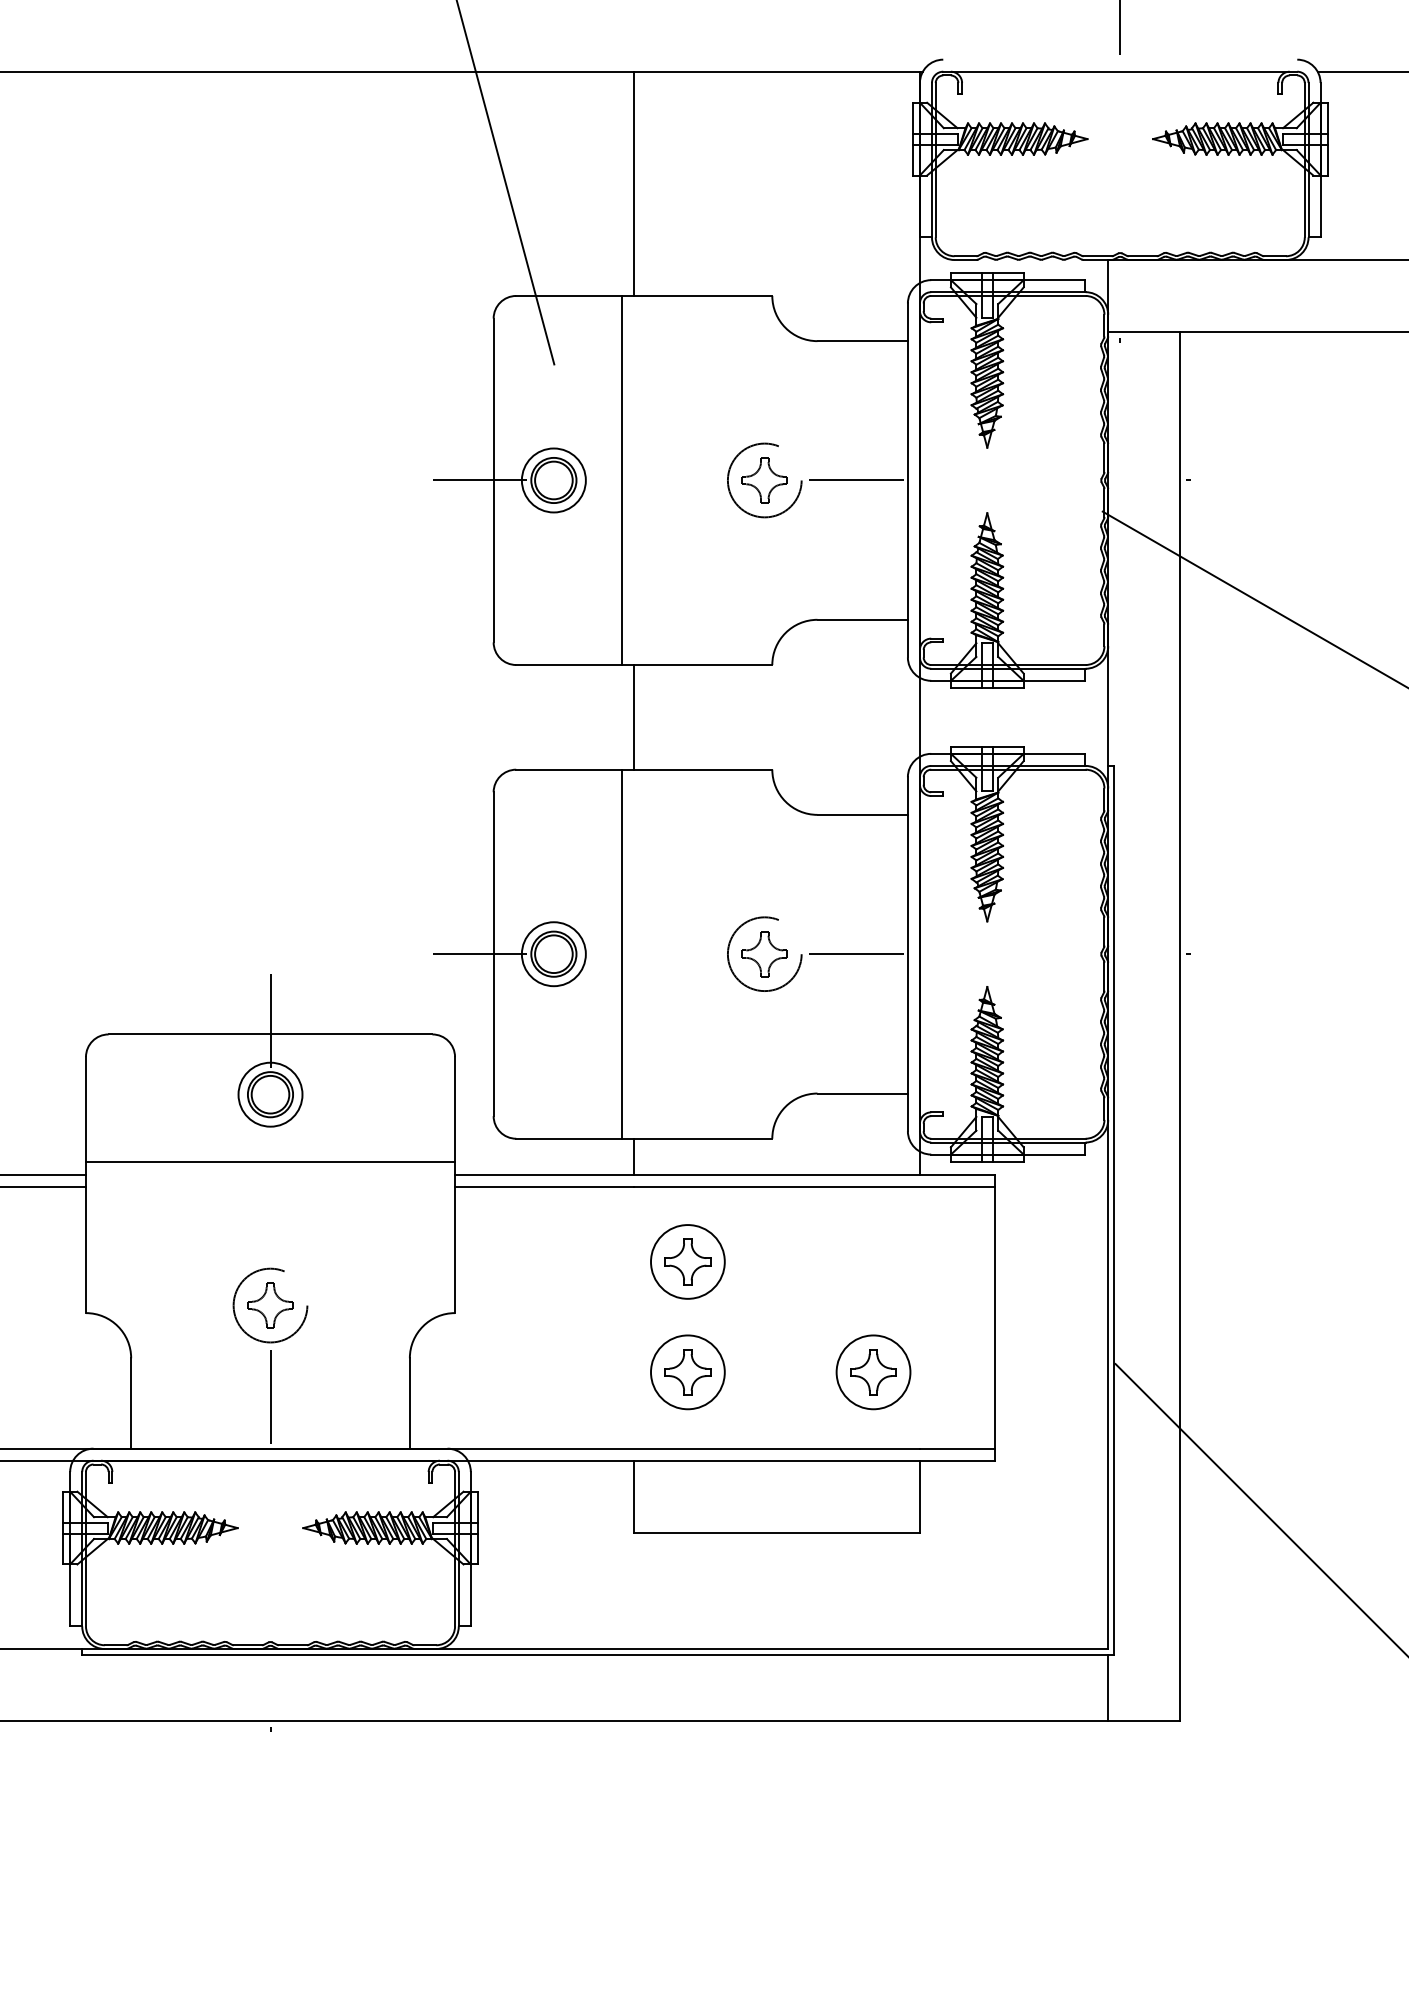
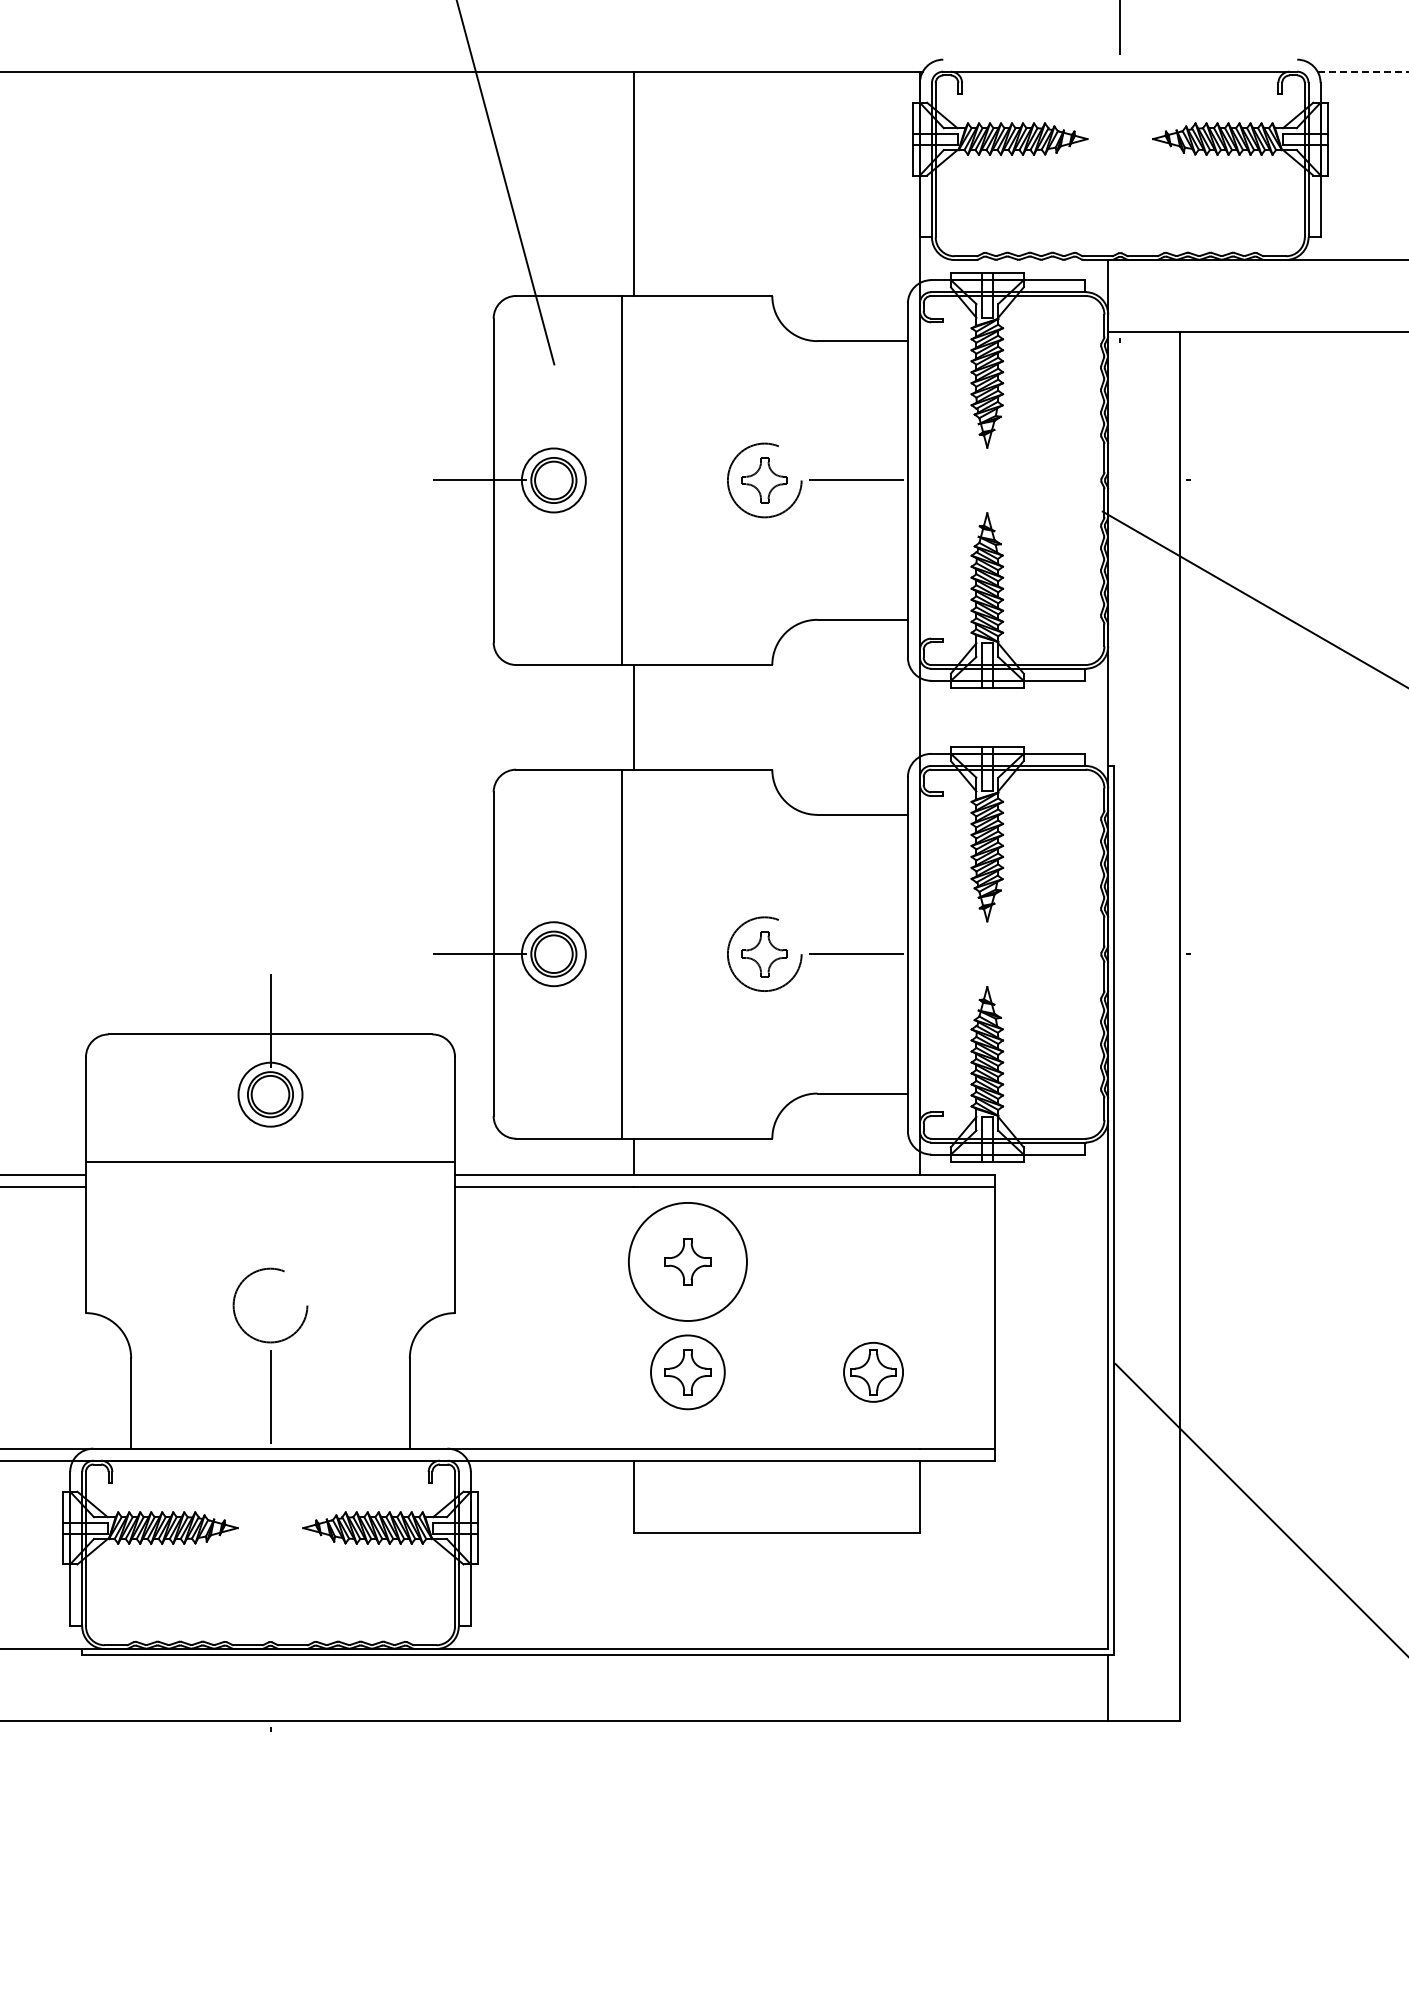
line: solid -> dashed (1363, 71)
circle diameter: 74 px -> 118 px (687, 1261)
part: present -> none (270, 1305)
circle diameter: 74 px -> 59 px (873, 1371)
